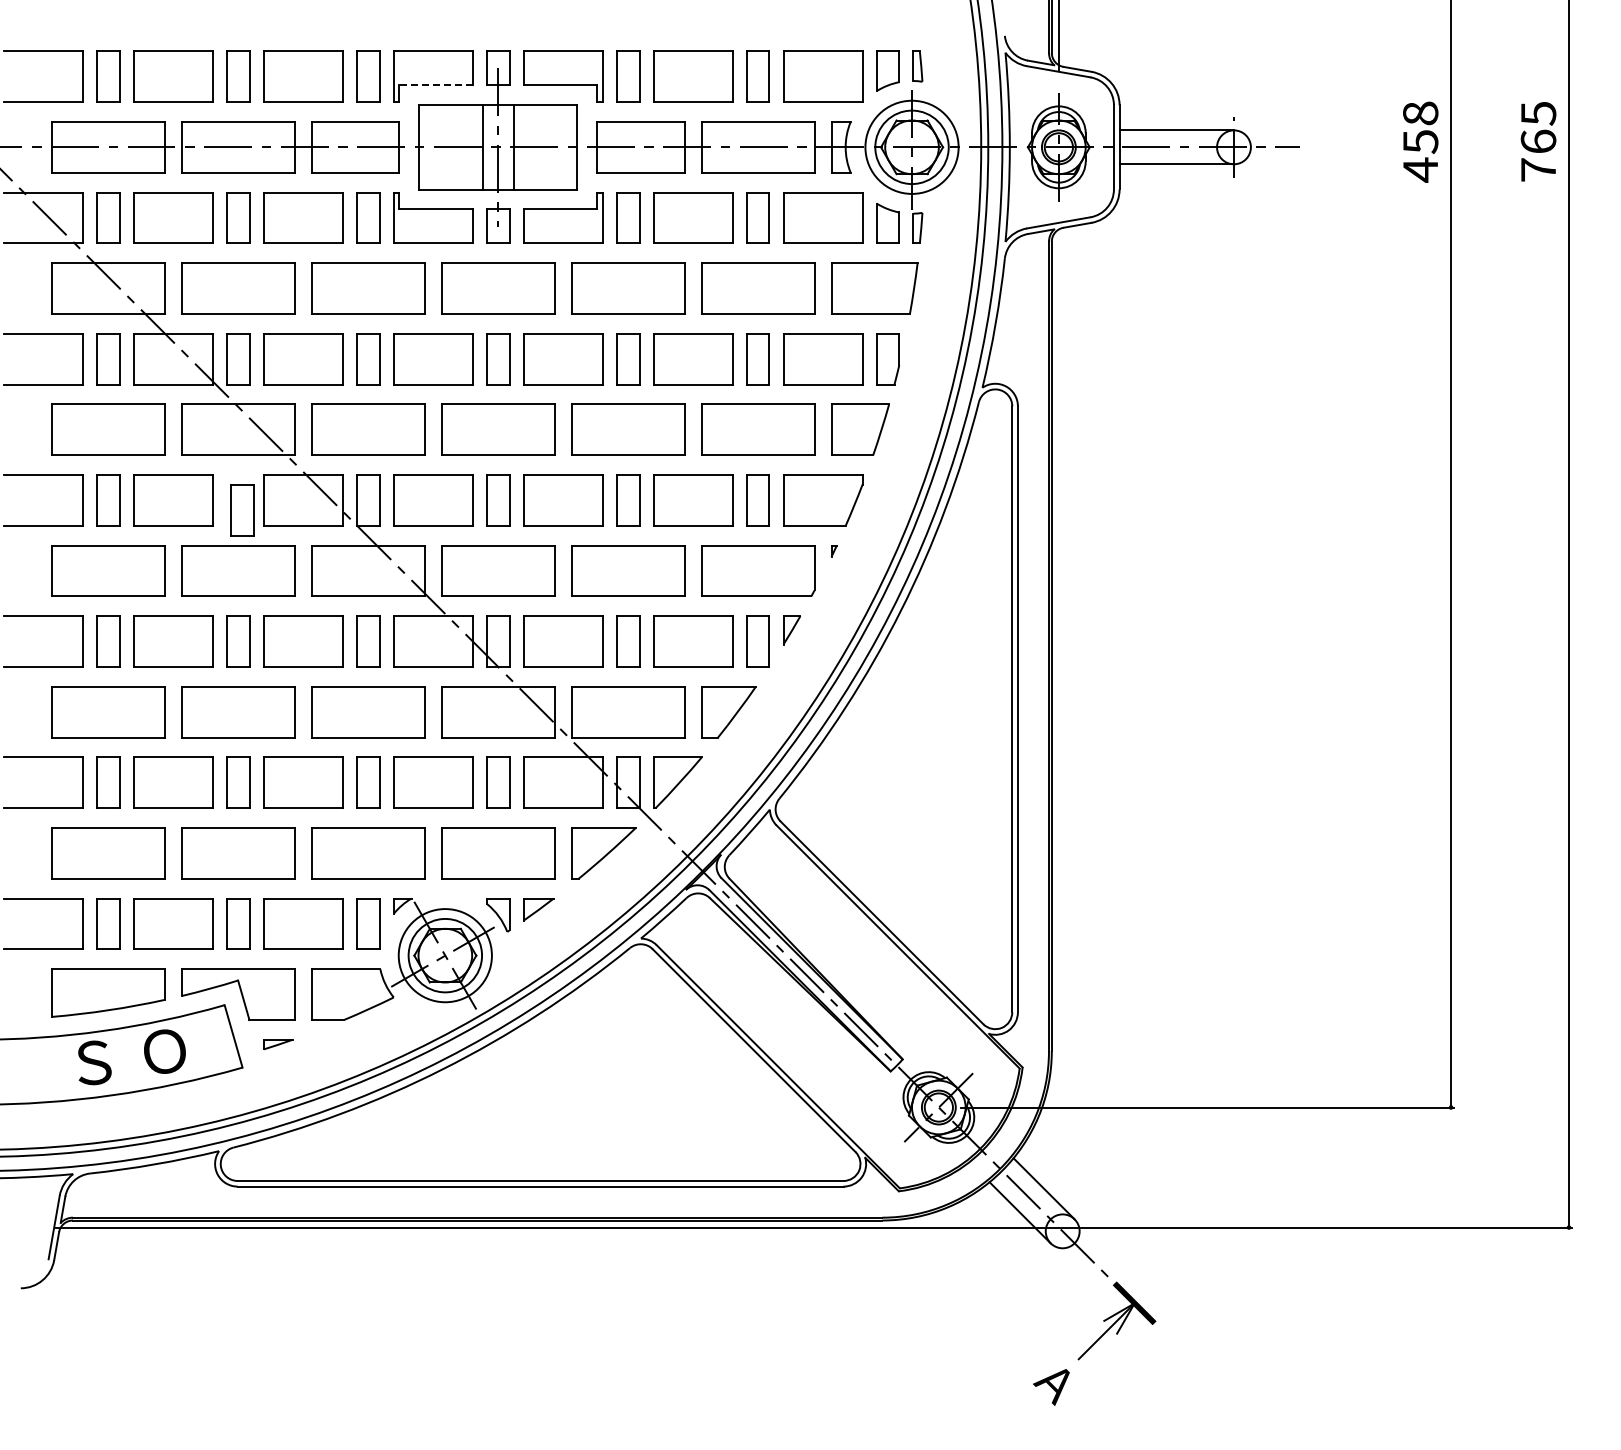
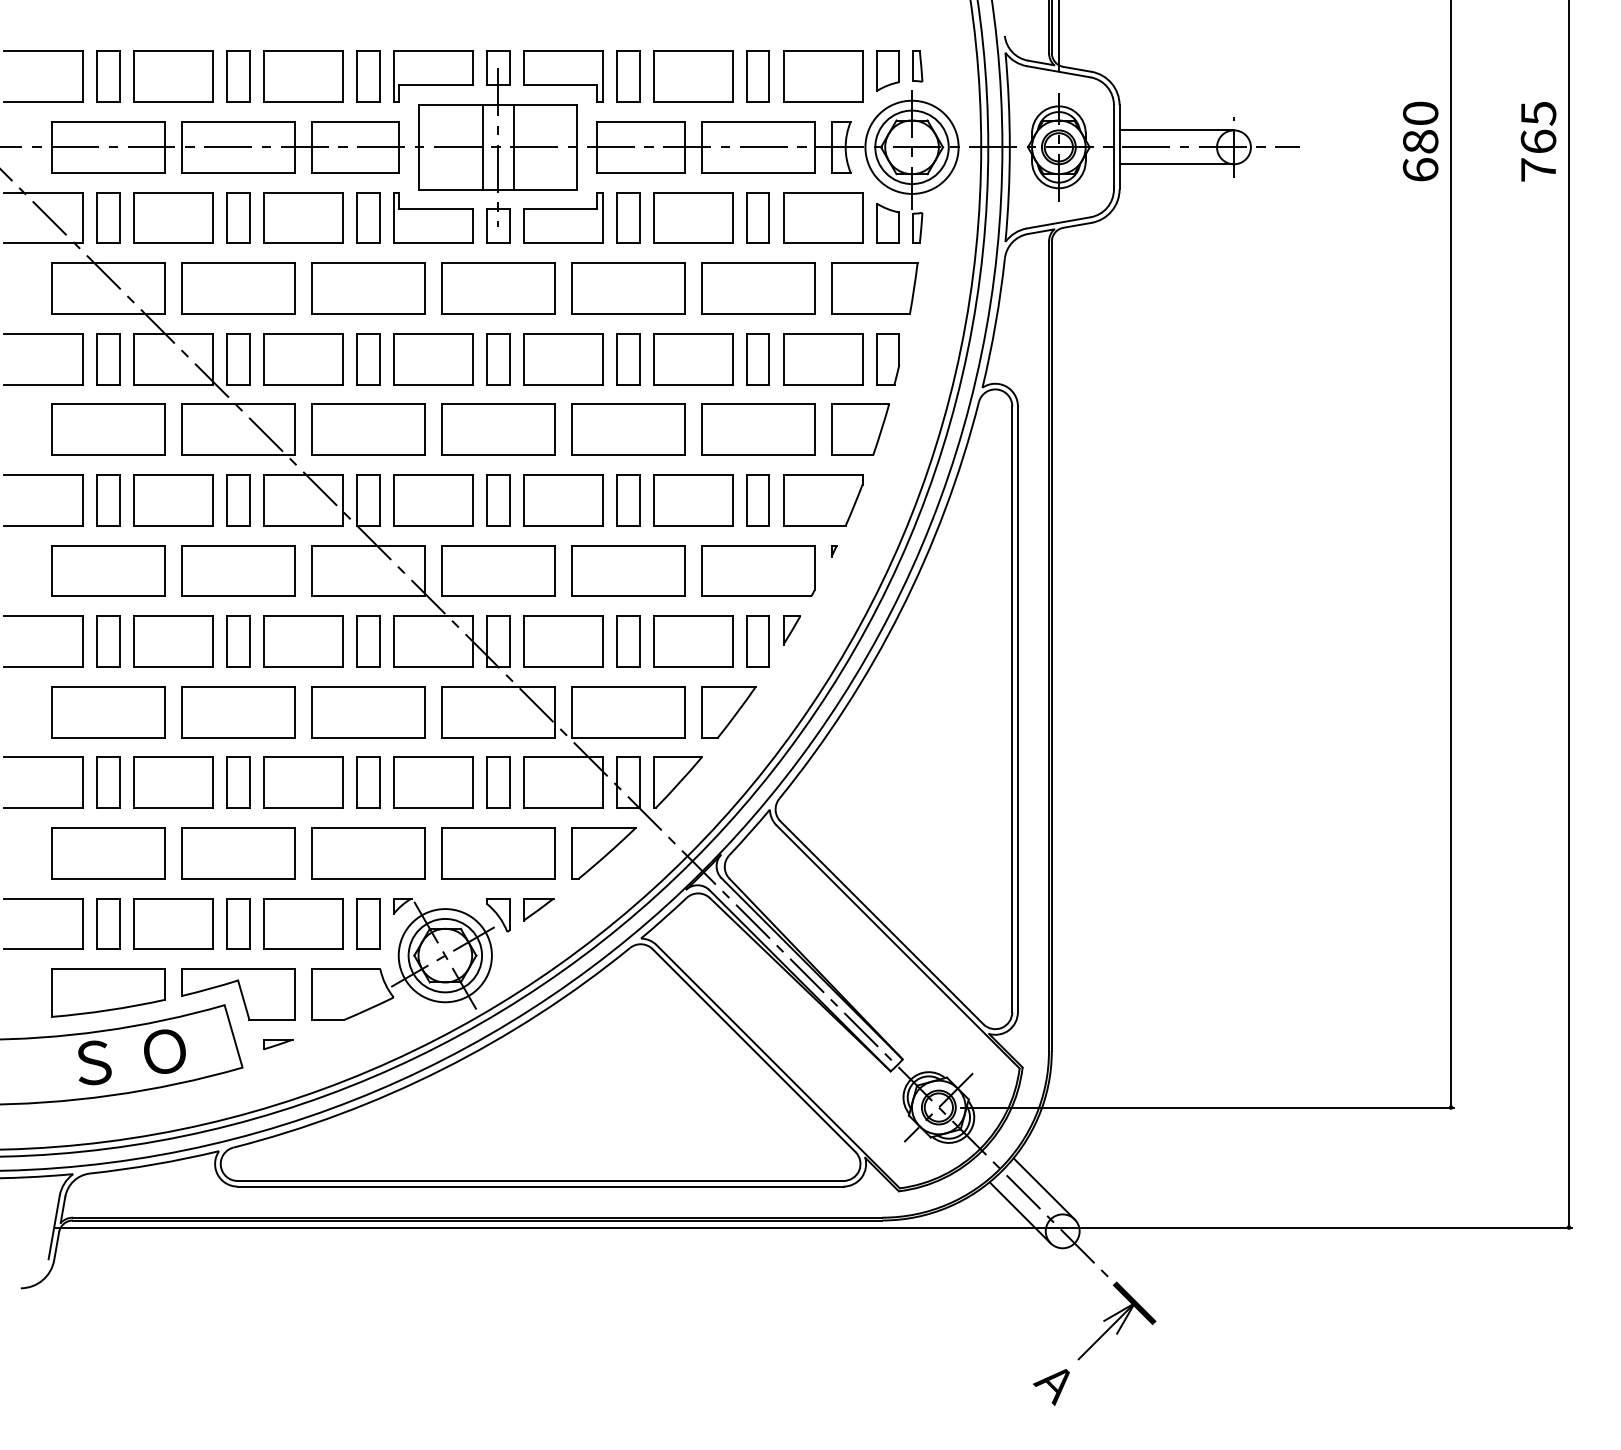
line: dashed -> solid (436, 85)
text: 458 -> 680 (1420, 141)
part position: (242, 510) -> (238, 500) (238, 500)
